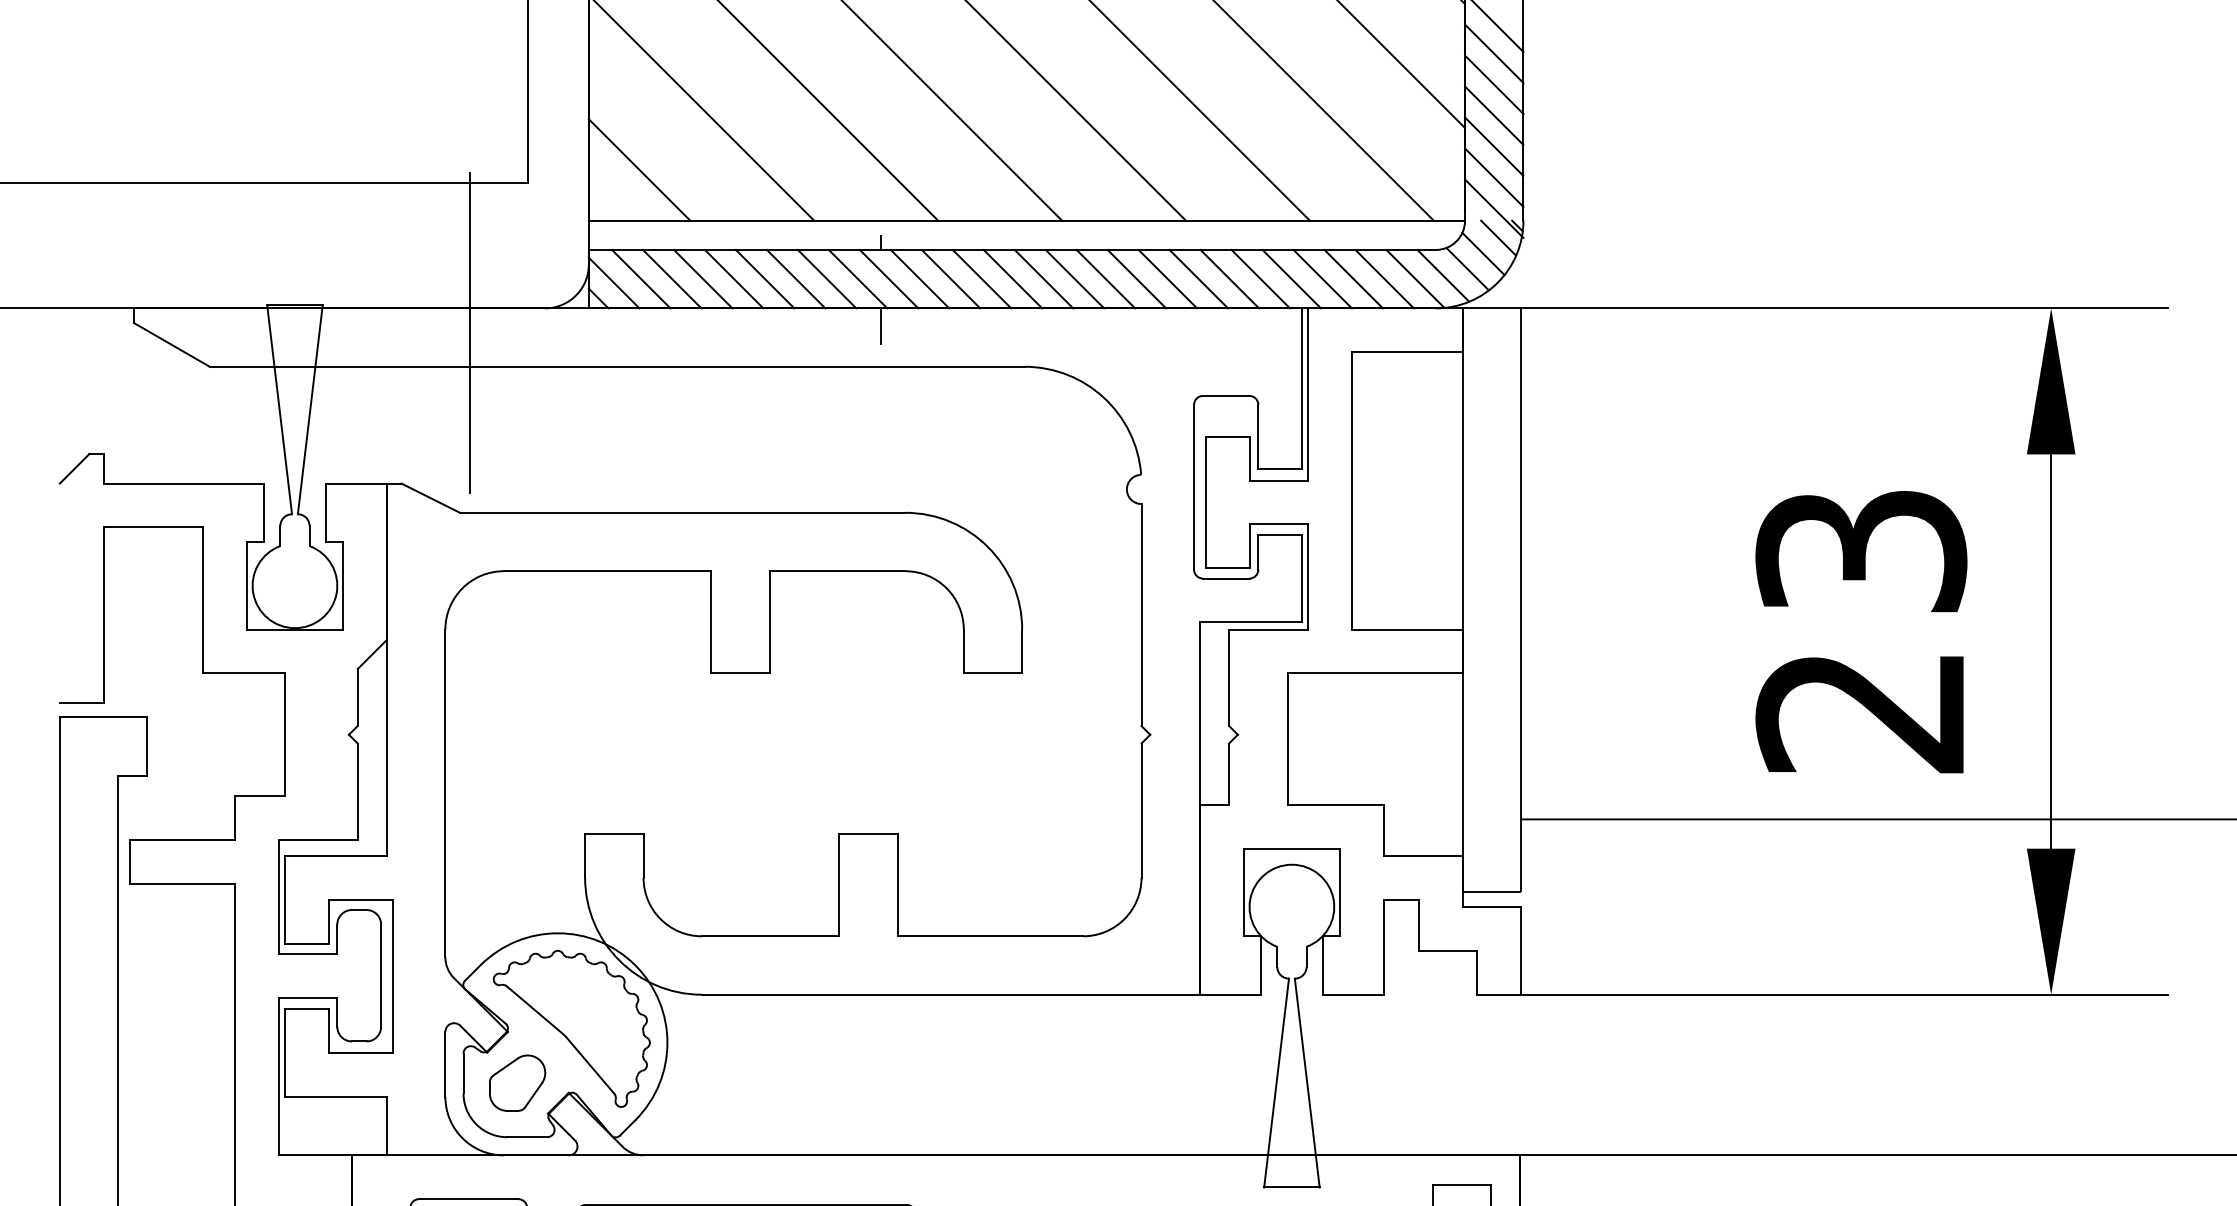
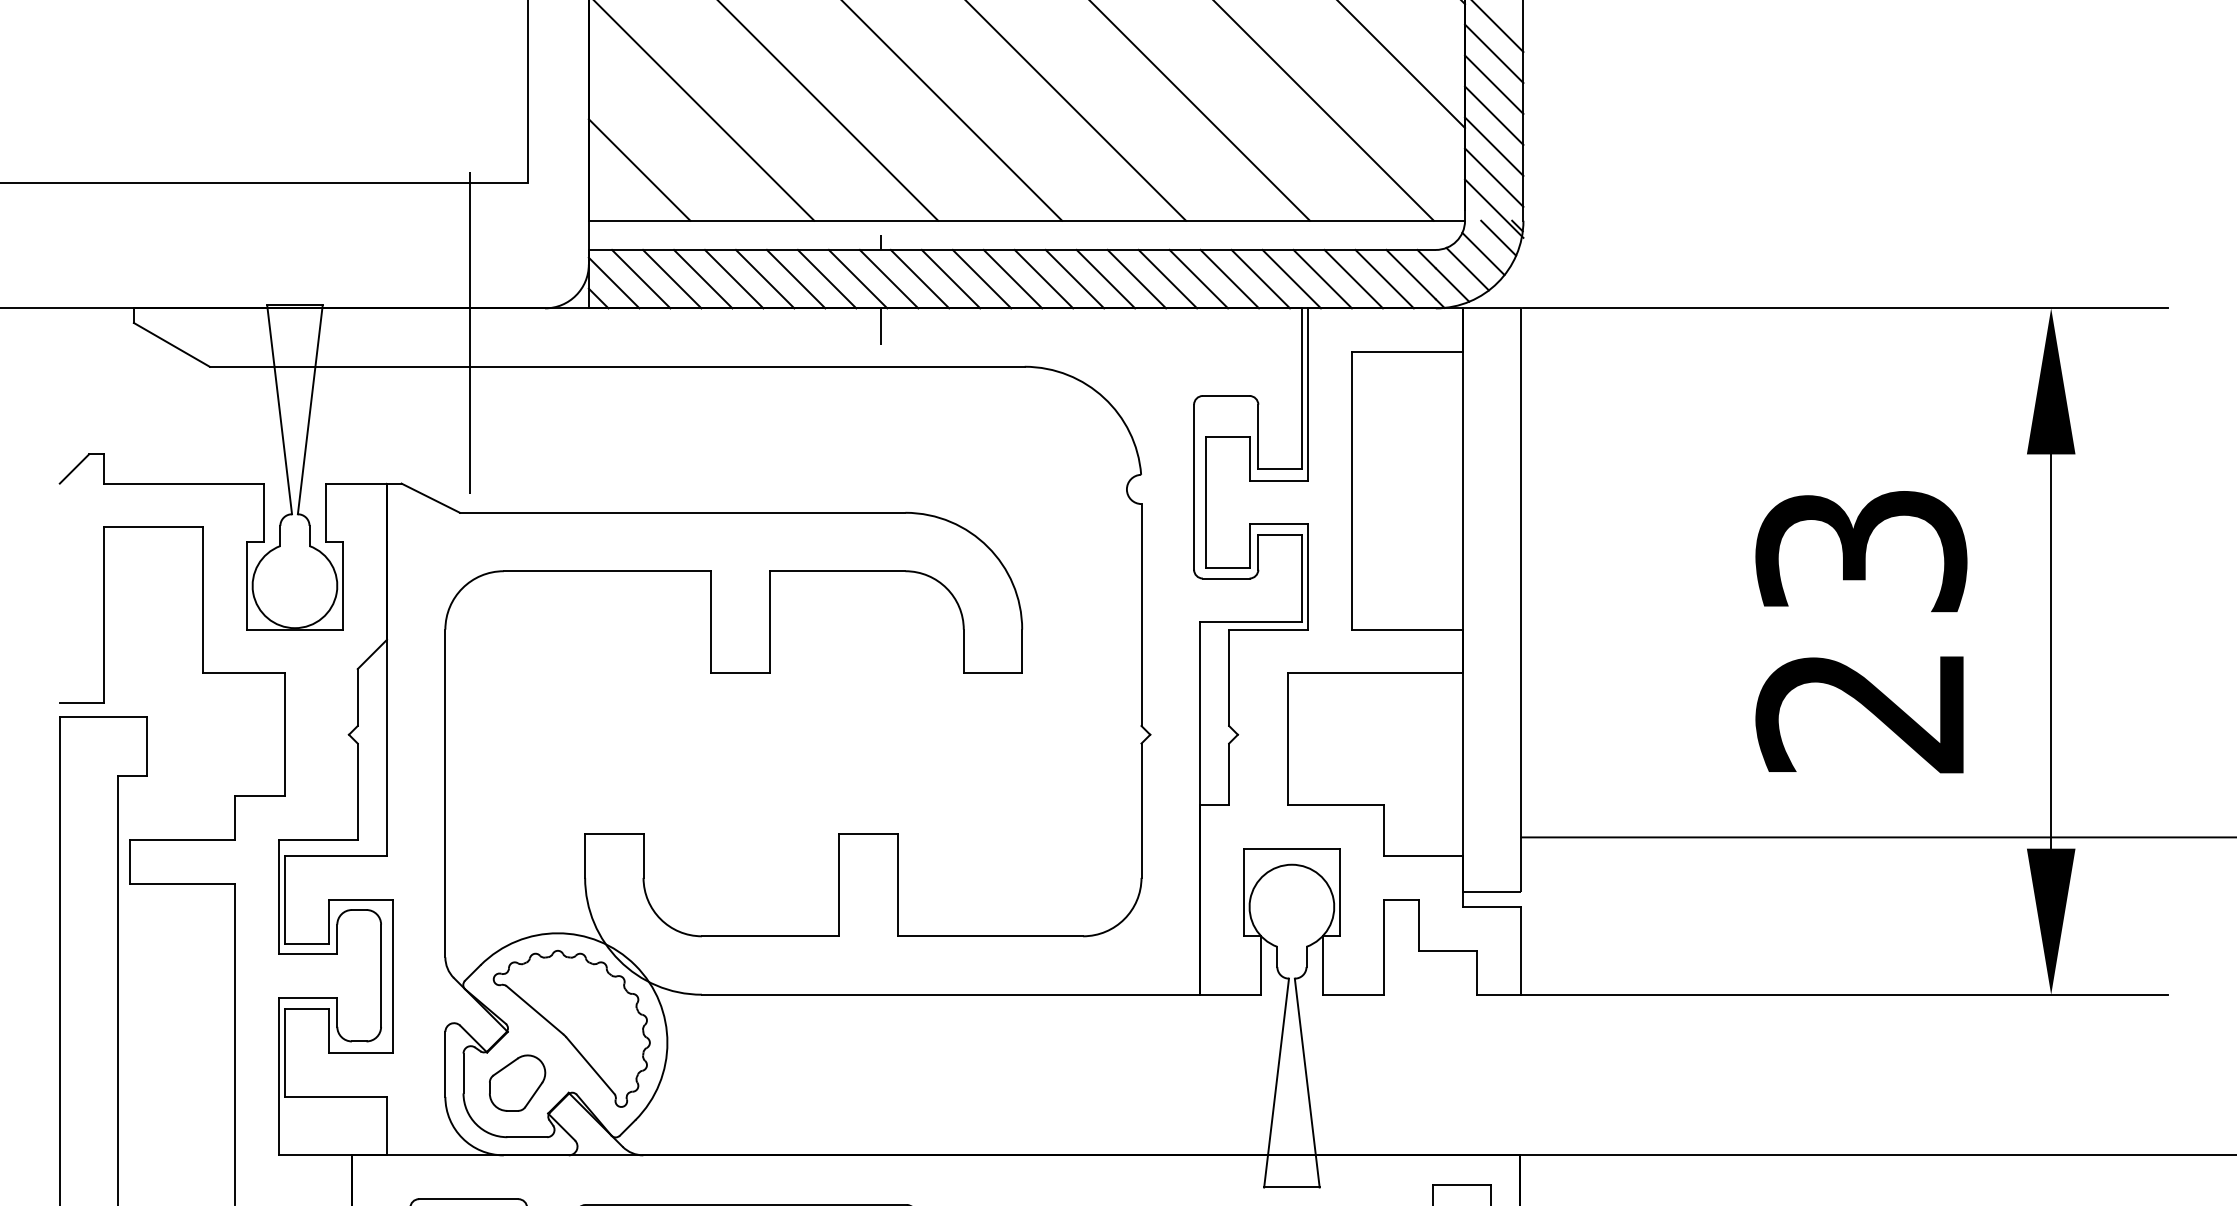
line position: (1877, 819) -> (1877, 837) (1877, 837)
